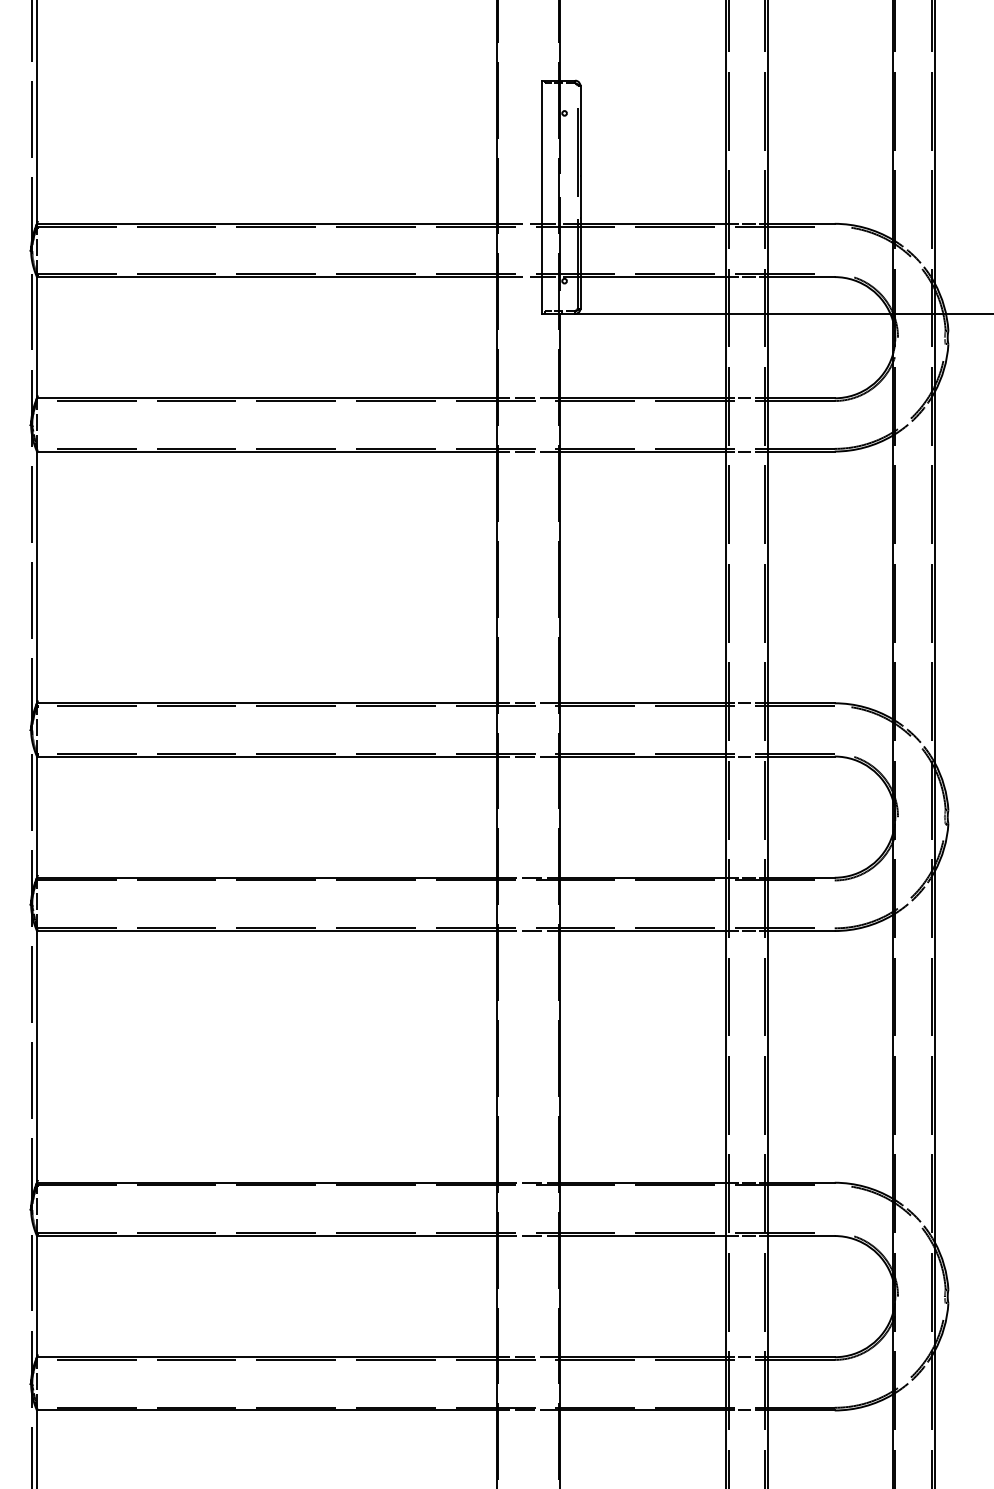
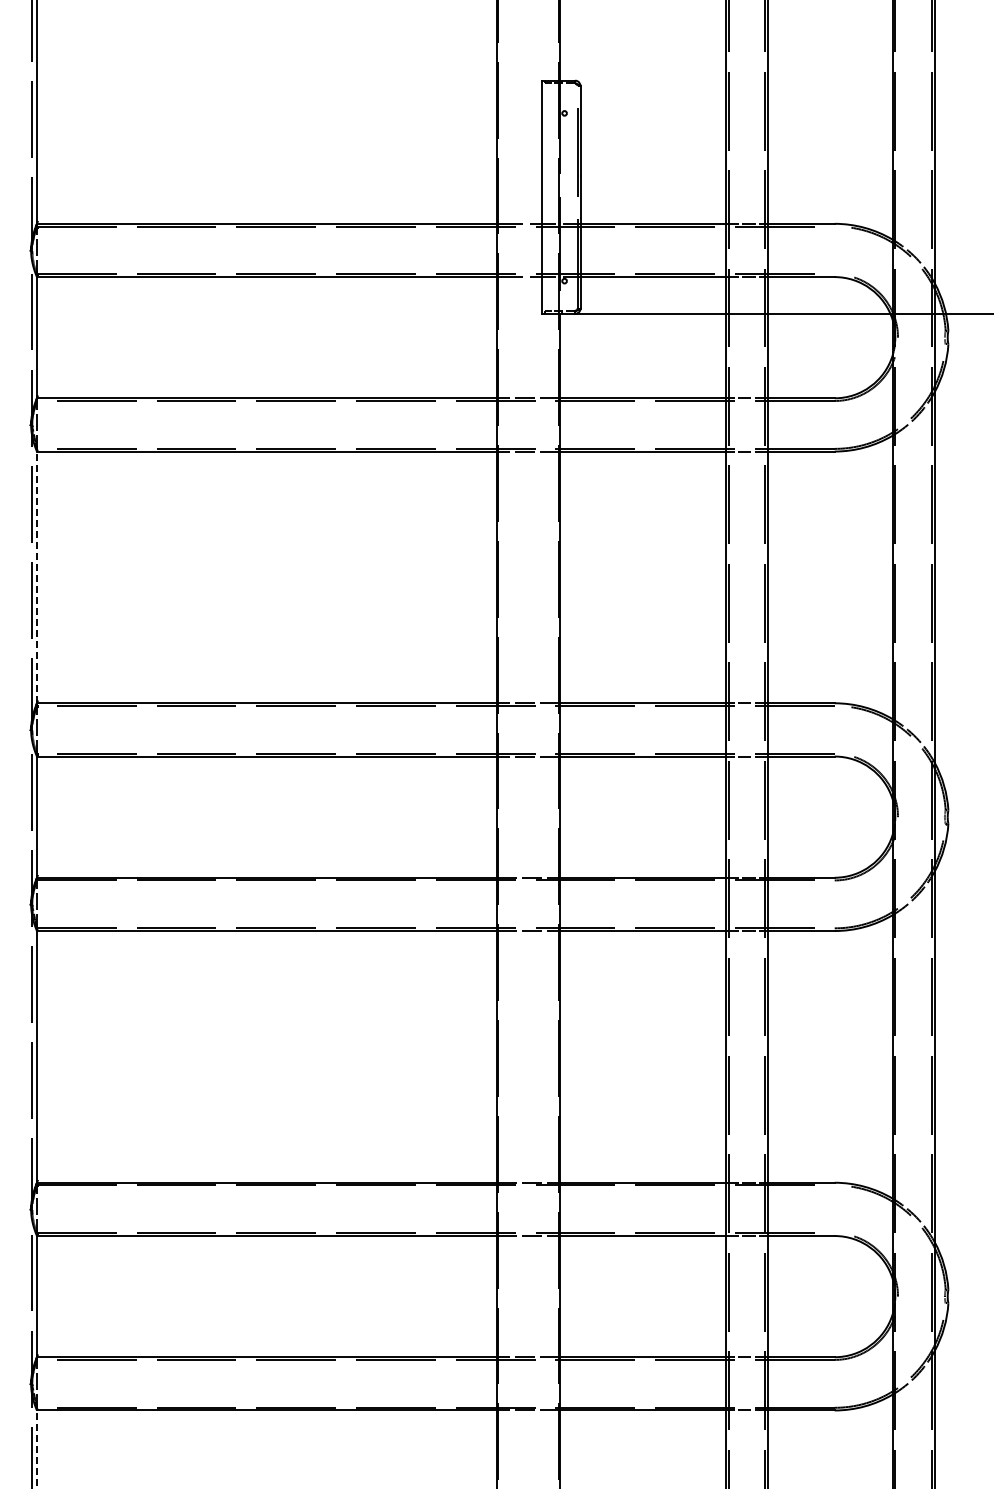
line: solid -> dashed (36, 577)
line: solid -> dashed (36, 1449)
